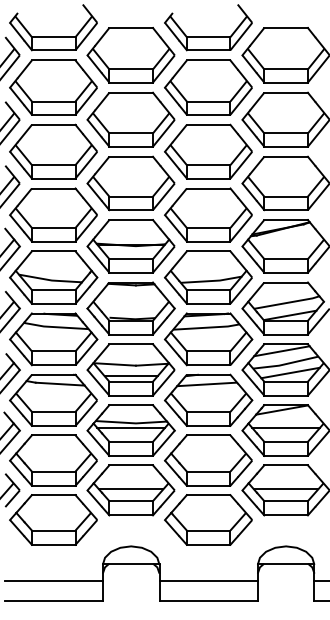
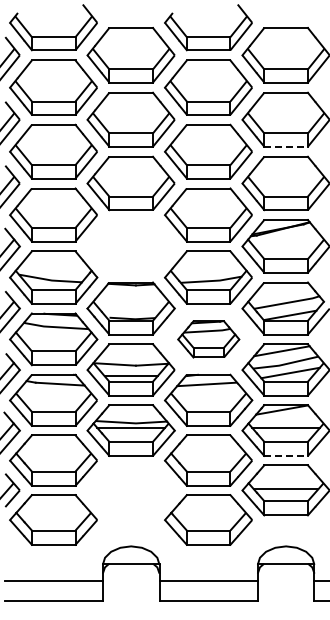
line: solid -> dashed (286, 146)
part: present -> none (130, 246)
part size: 90x55 px -> 64x39 px (208, 339)
line: solid -> dashed (286, 455)
part: present -> none (130, 490)
